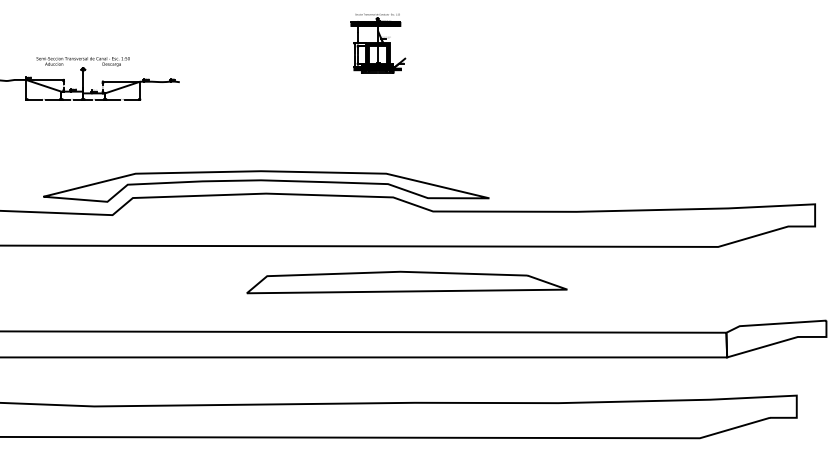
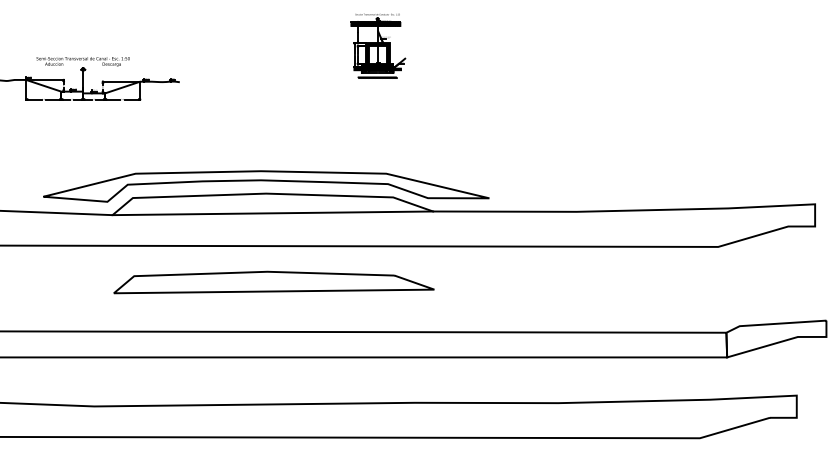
hatch: none -> present (377, 77)
line: none -> present (272, 213)
part position: (406, 282) -> (273, 282) (273, 282)
